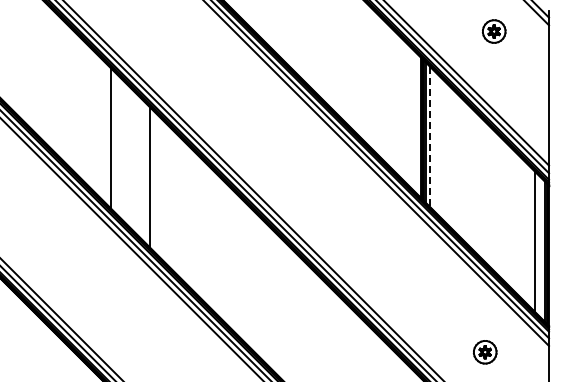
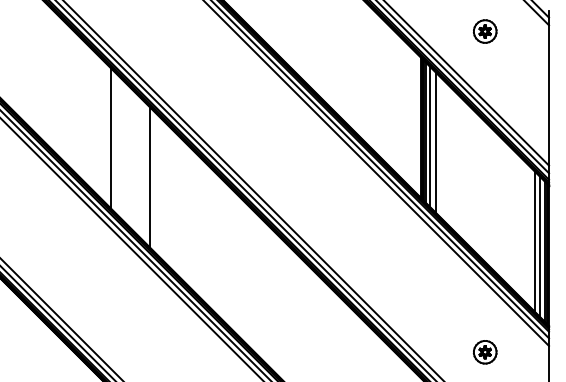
part position: (494, 31) -> (485, 31) (485, 31)
line: dashed -> solid (430, 137)
line: none -> present (435, 142)
line: none -> present (540, 246)
